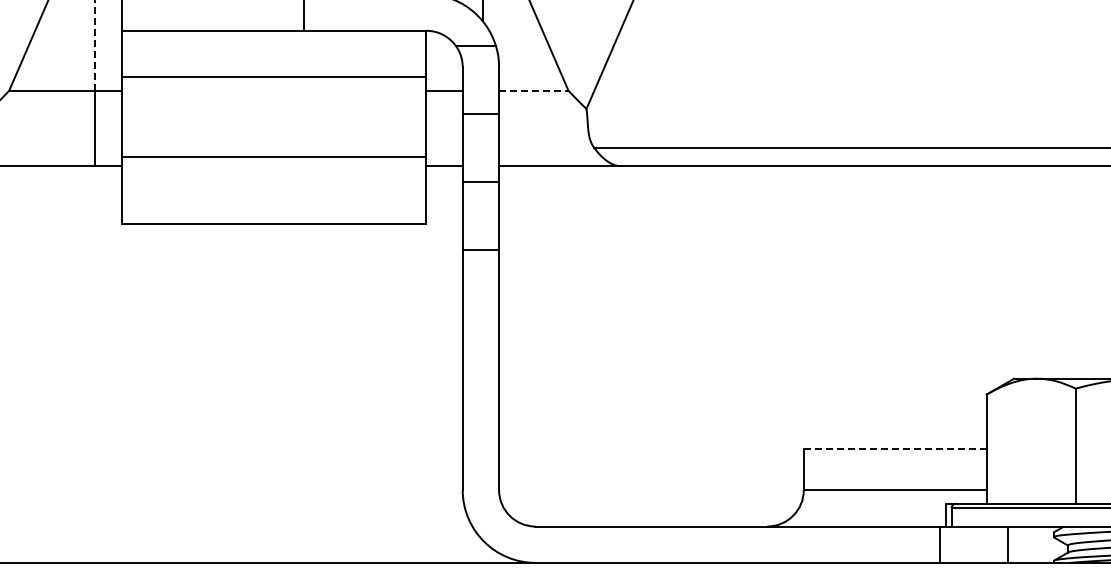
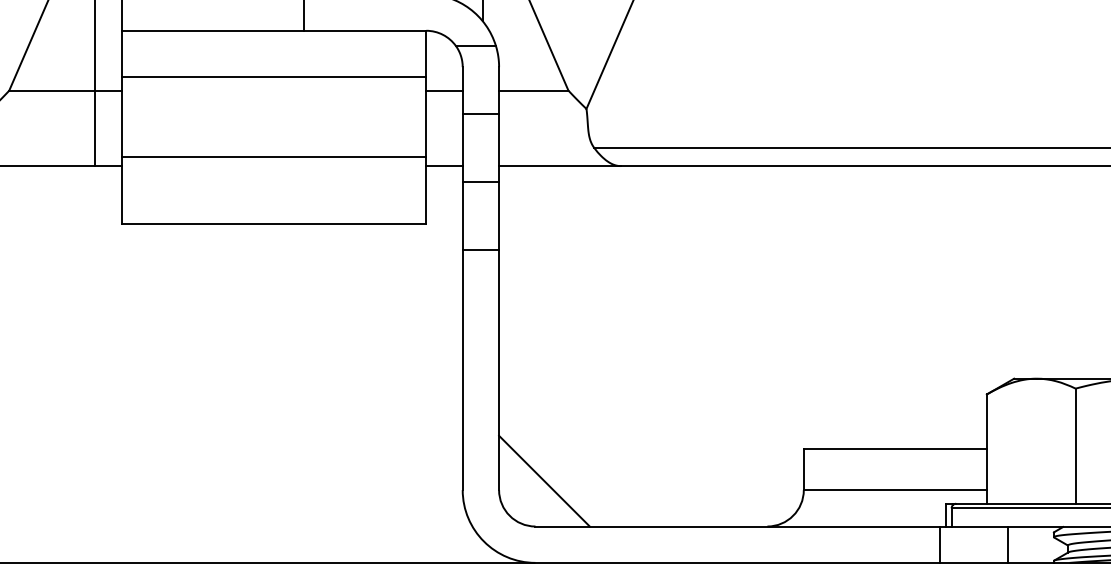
line: dashed -> solid (94, 44)
line: dashed -> solid (533, 90)
line: dashed -> solid (895, 449)
line: none -> present (544, 480)
